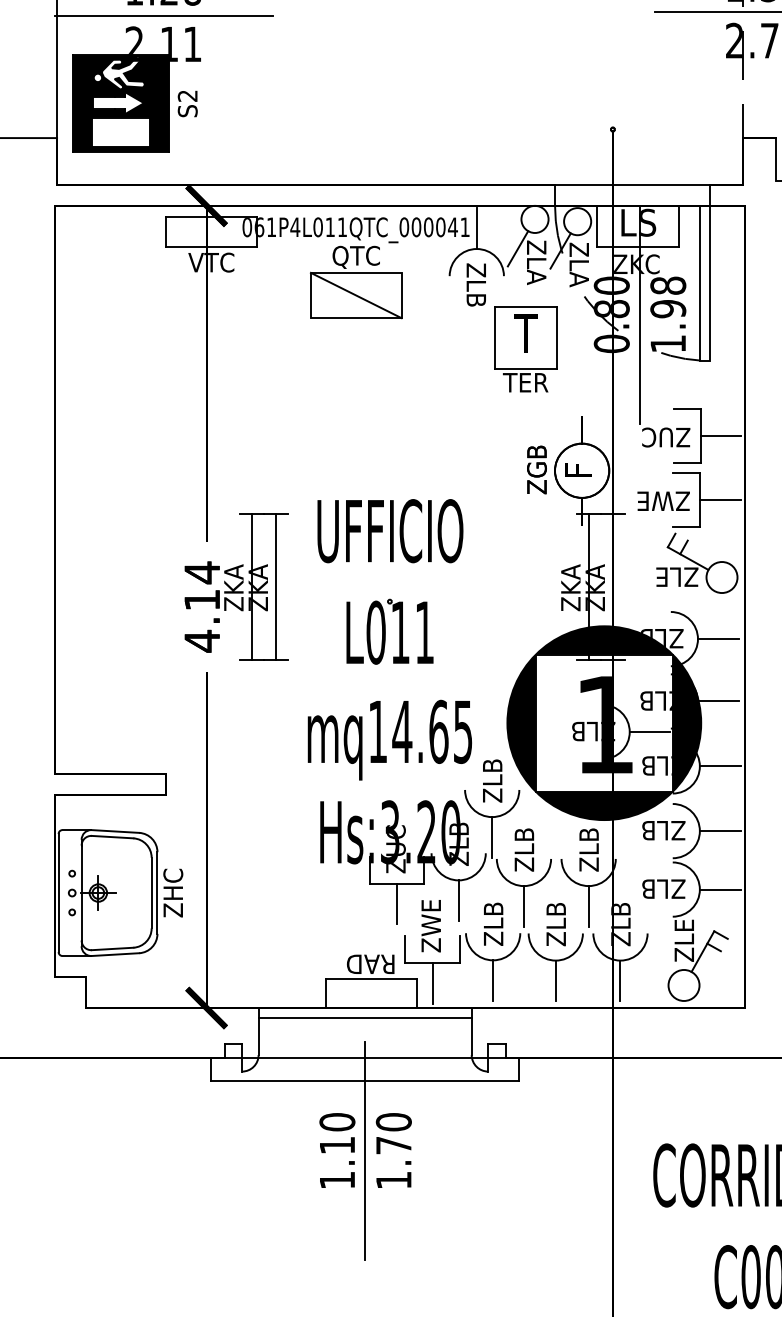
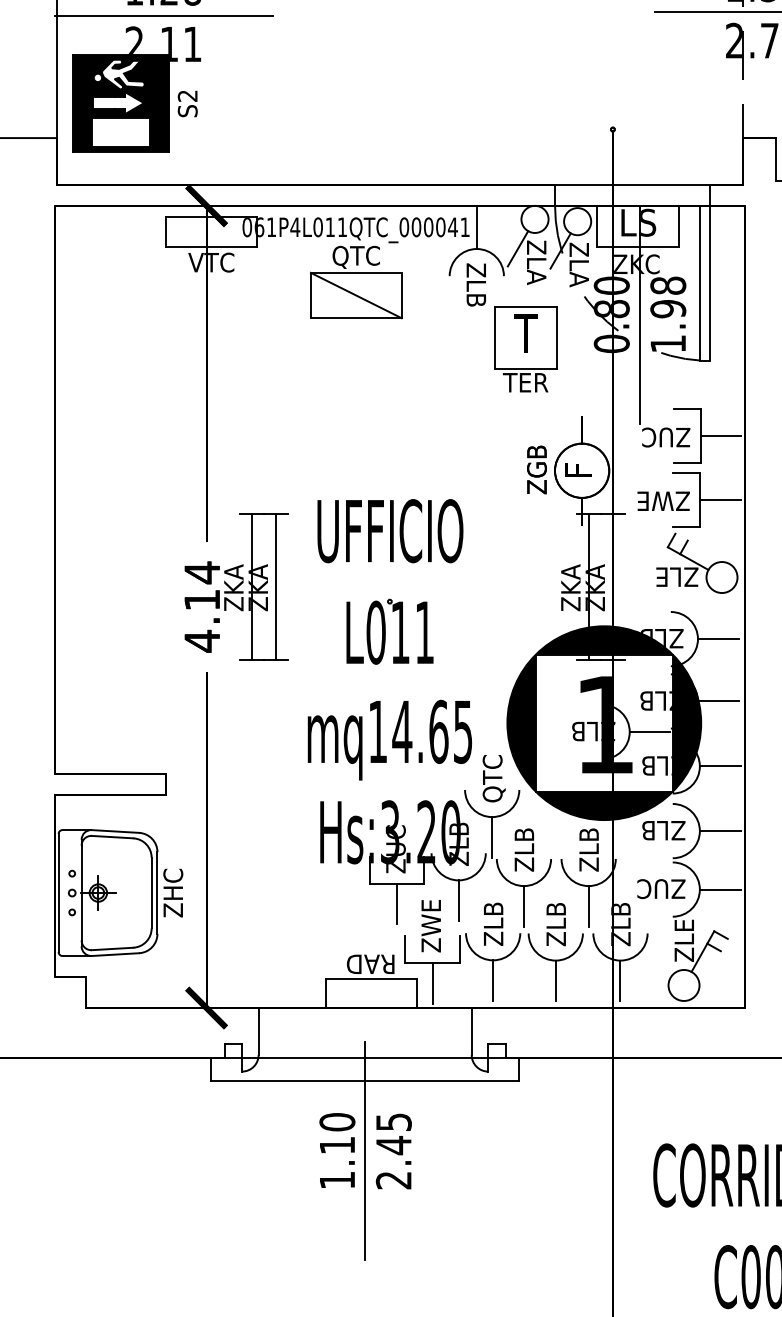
text: ZLB -> QTC (493, 778)
text: ZLB -> ZUC (652, 889)
line: present -> none (364, 1017)
text: 1.70 -> 2.45 (393, 1151)
